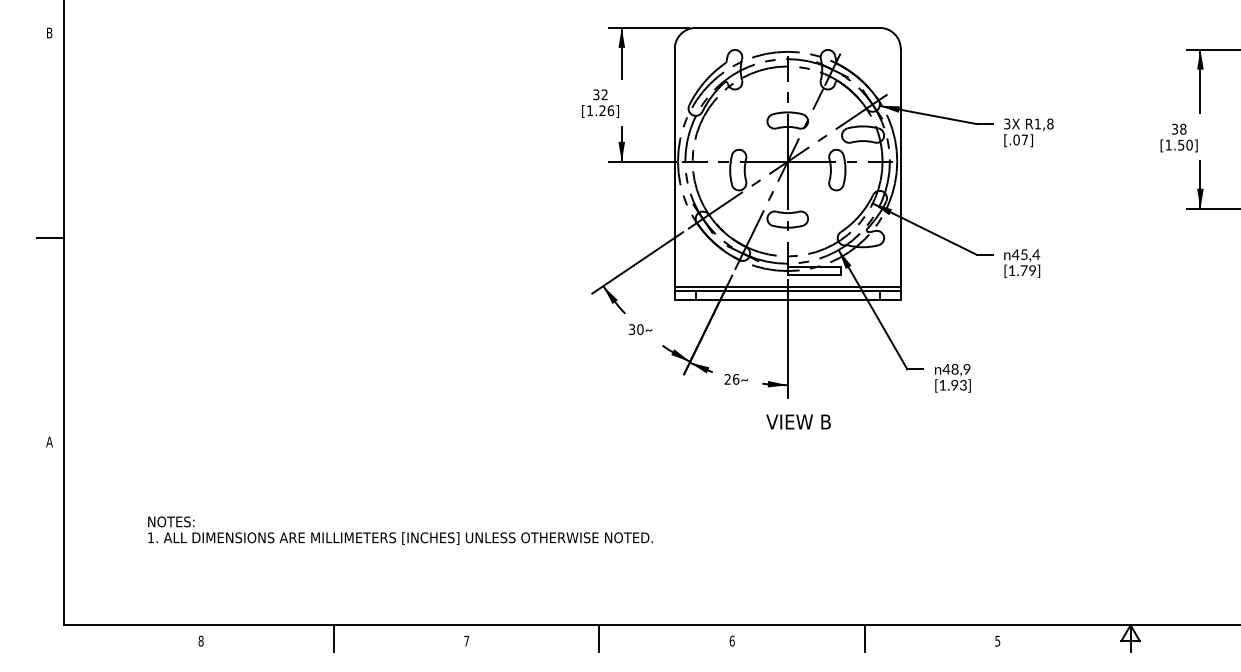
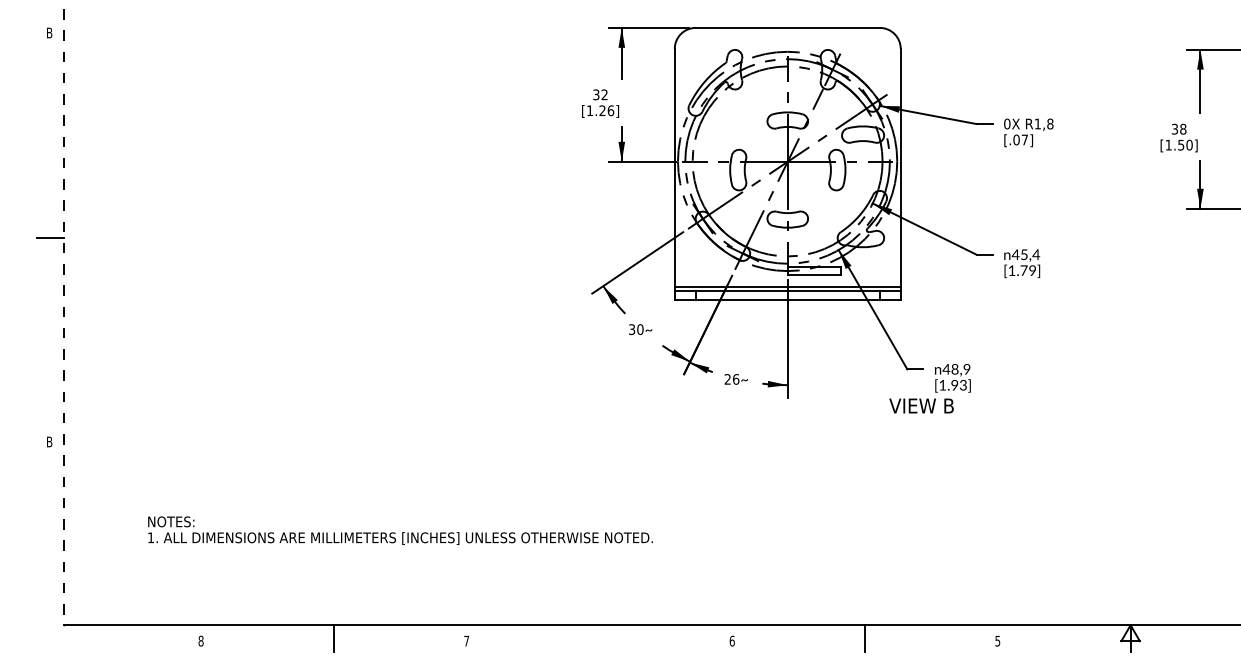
text: 3X -> 0X (1007, 123)
line: solid -> dashed (63, 313)
text position: (798, 421) -> (921, 405) (921, 405)
text: A -> B (49, 441)
line: present -> none (599, 638)
